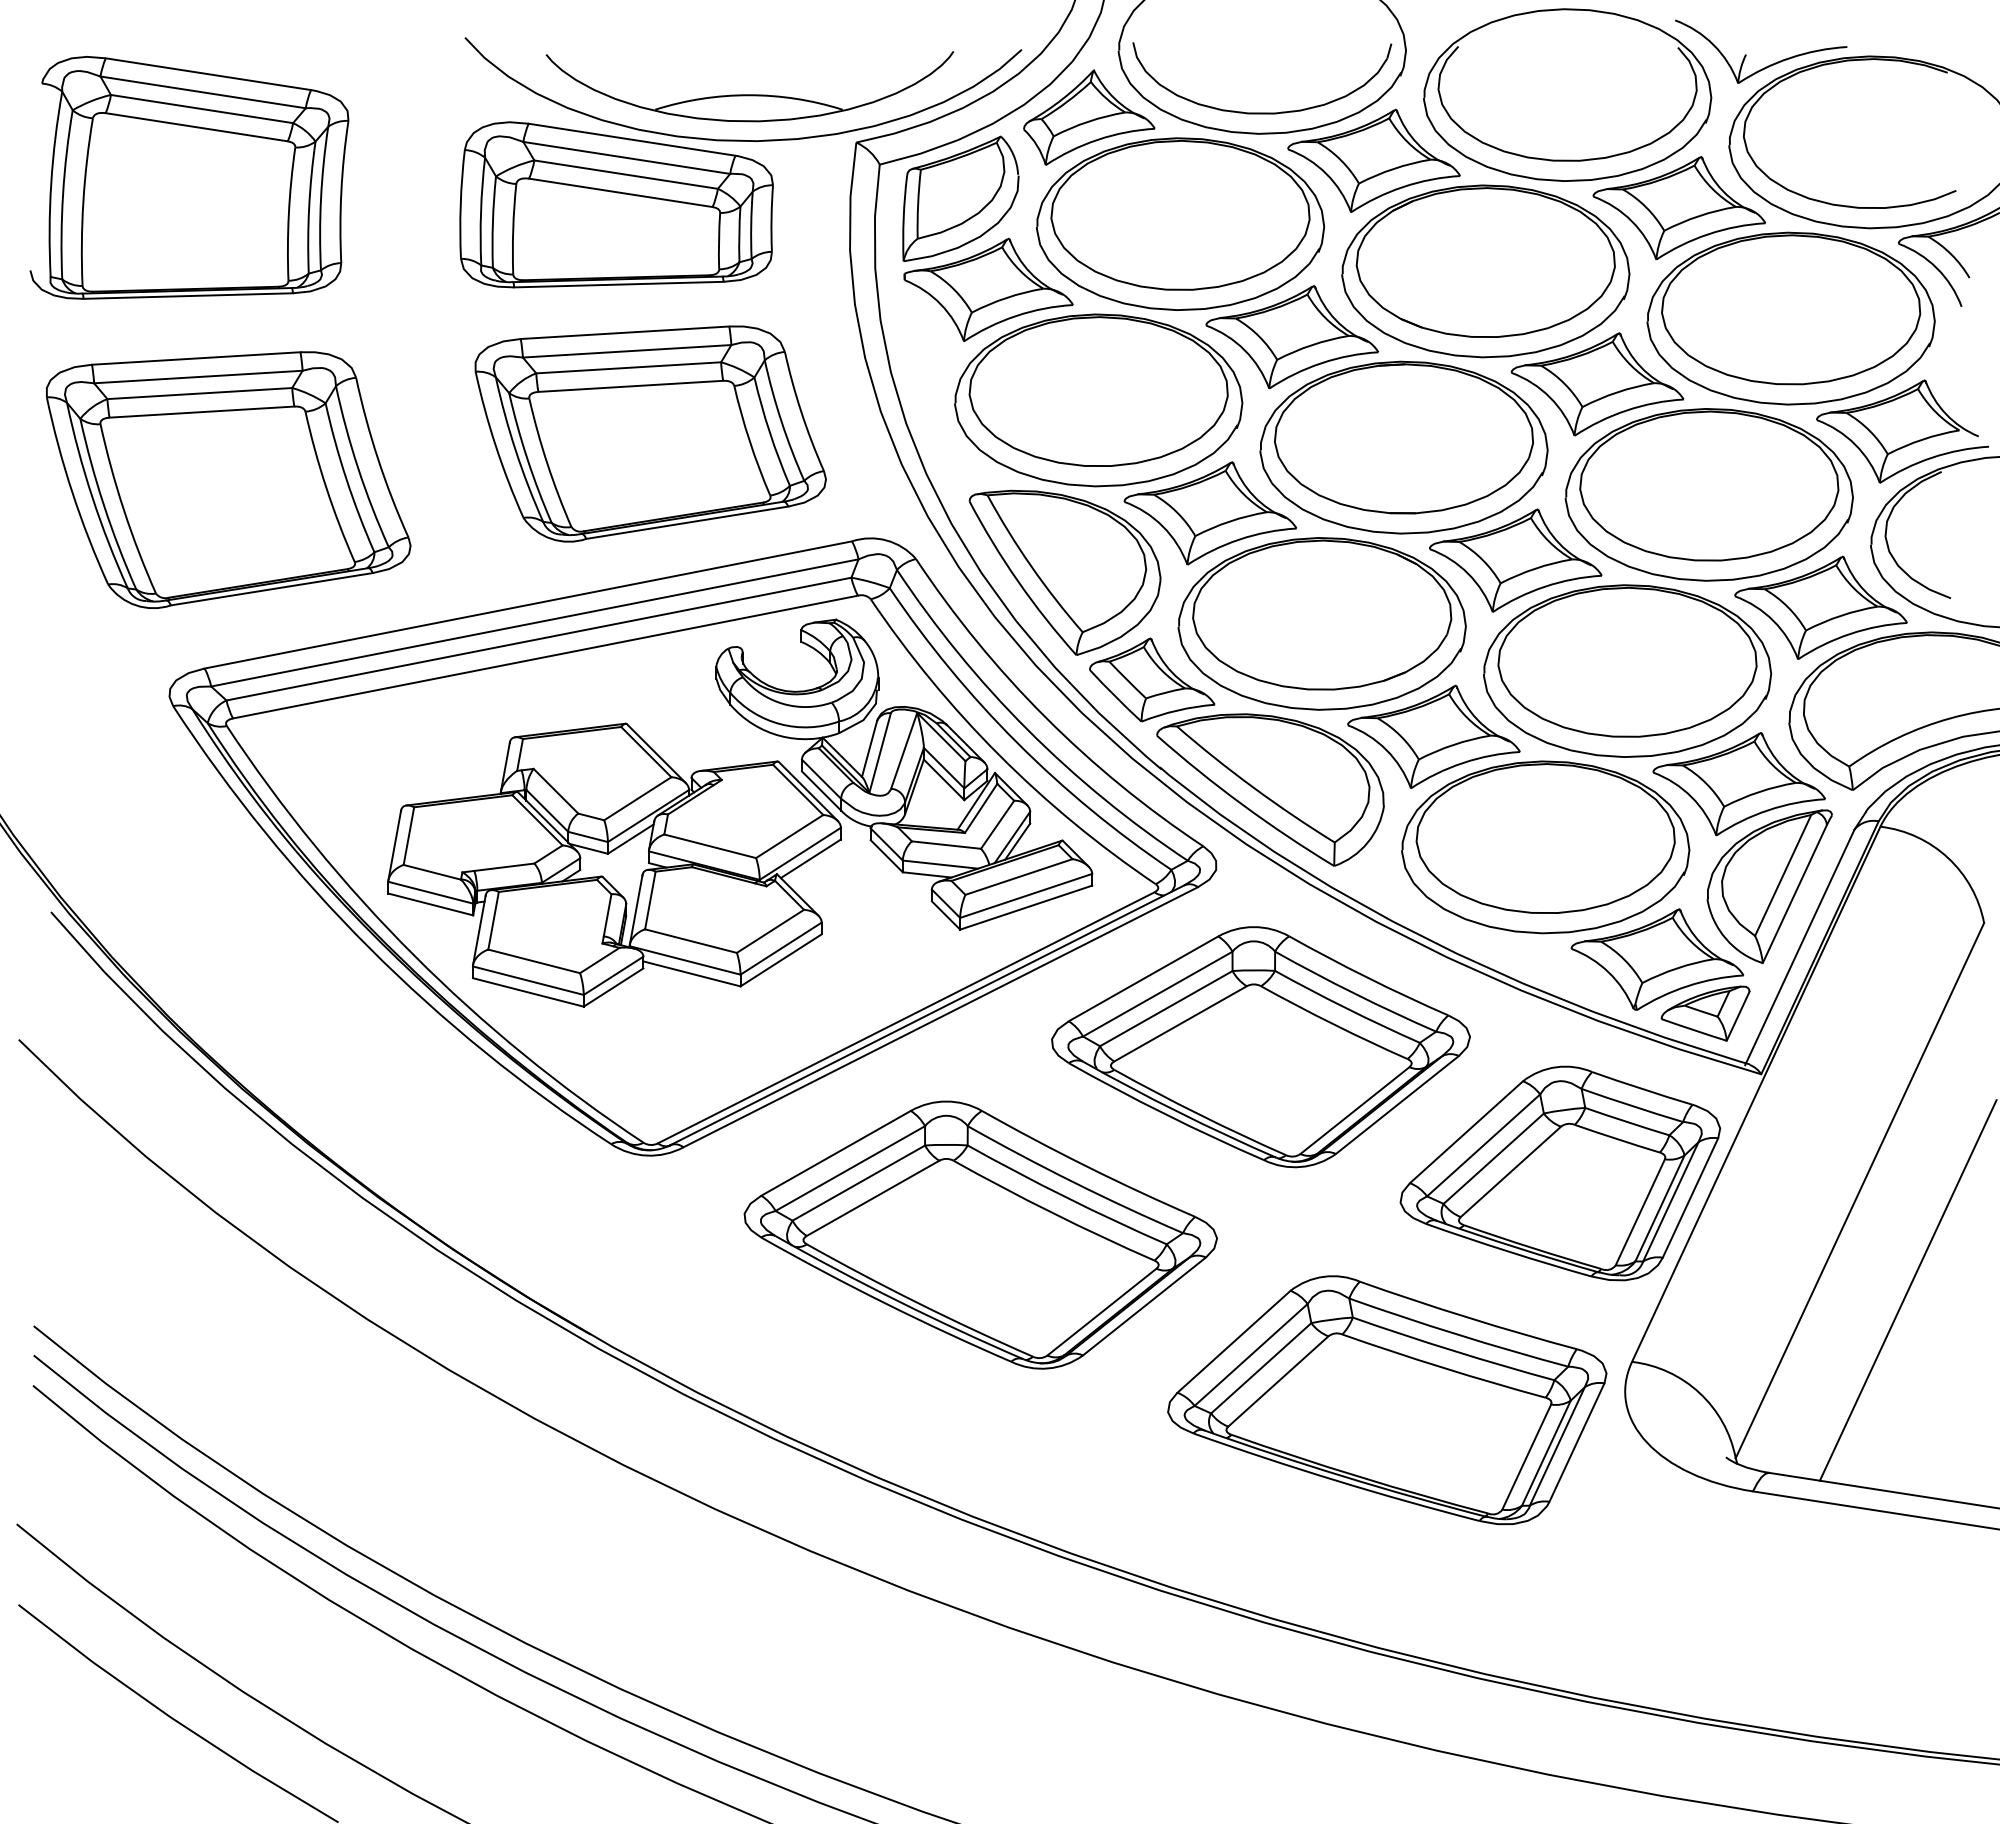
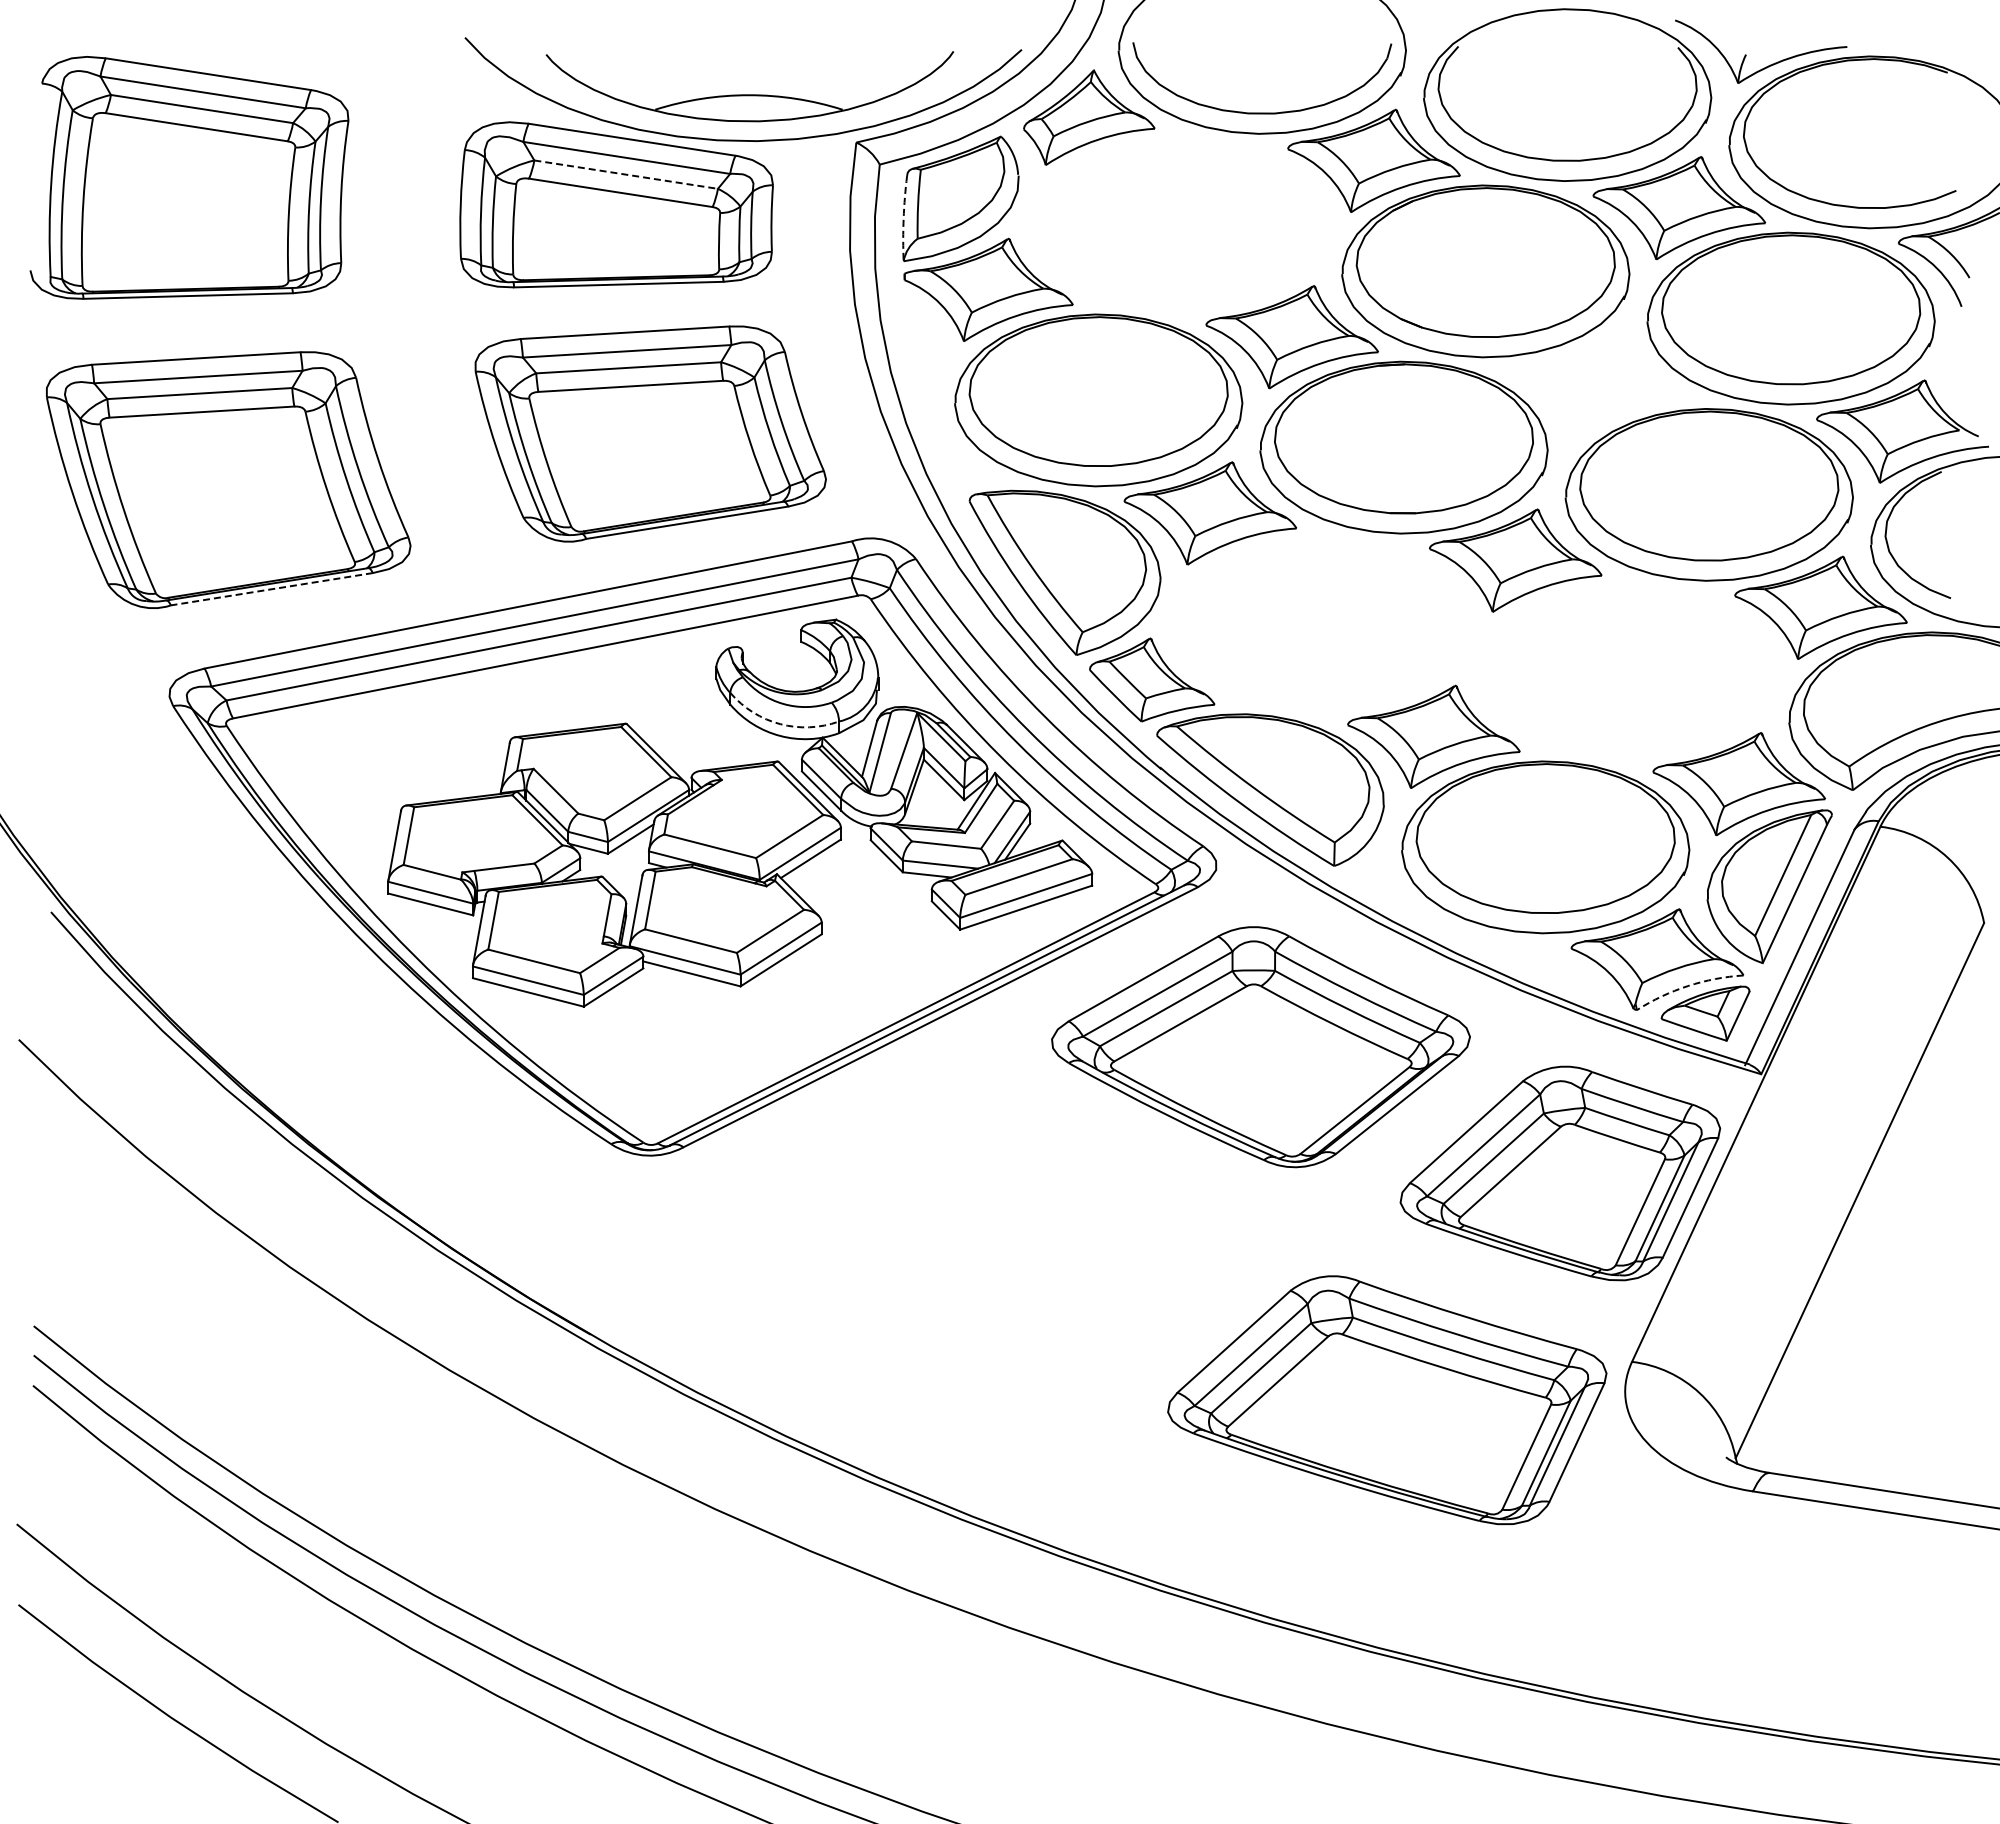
line: solid -> dashed (626, 174)
arc: solid -> dashed (903, 218)
part: present -> none (1180, 223)
part: present -> none (1597, 384)
line: solid -> dashed (271, 589)
part: present -> none (1321, 623)
part: present -> none (1627, 670)
arc: solid -> dashed (780, 724)
arc: solid -> dashed (1688, 986)
part: present -> none (980, 1234)
line: present -> none (1907, 1290)
